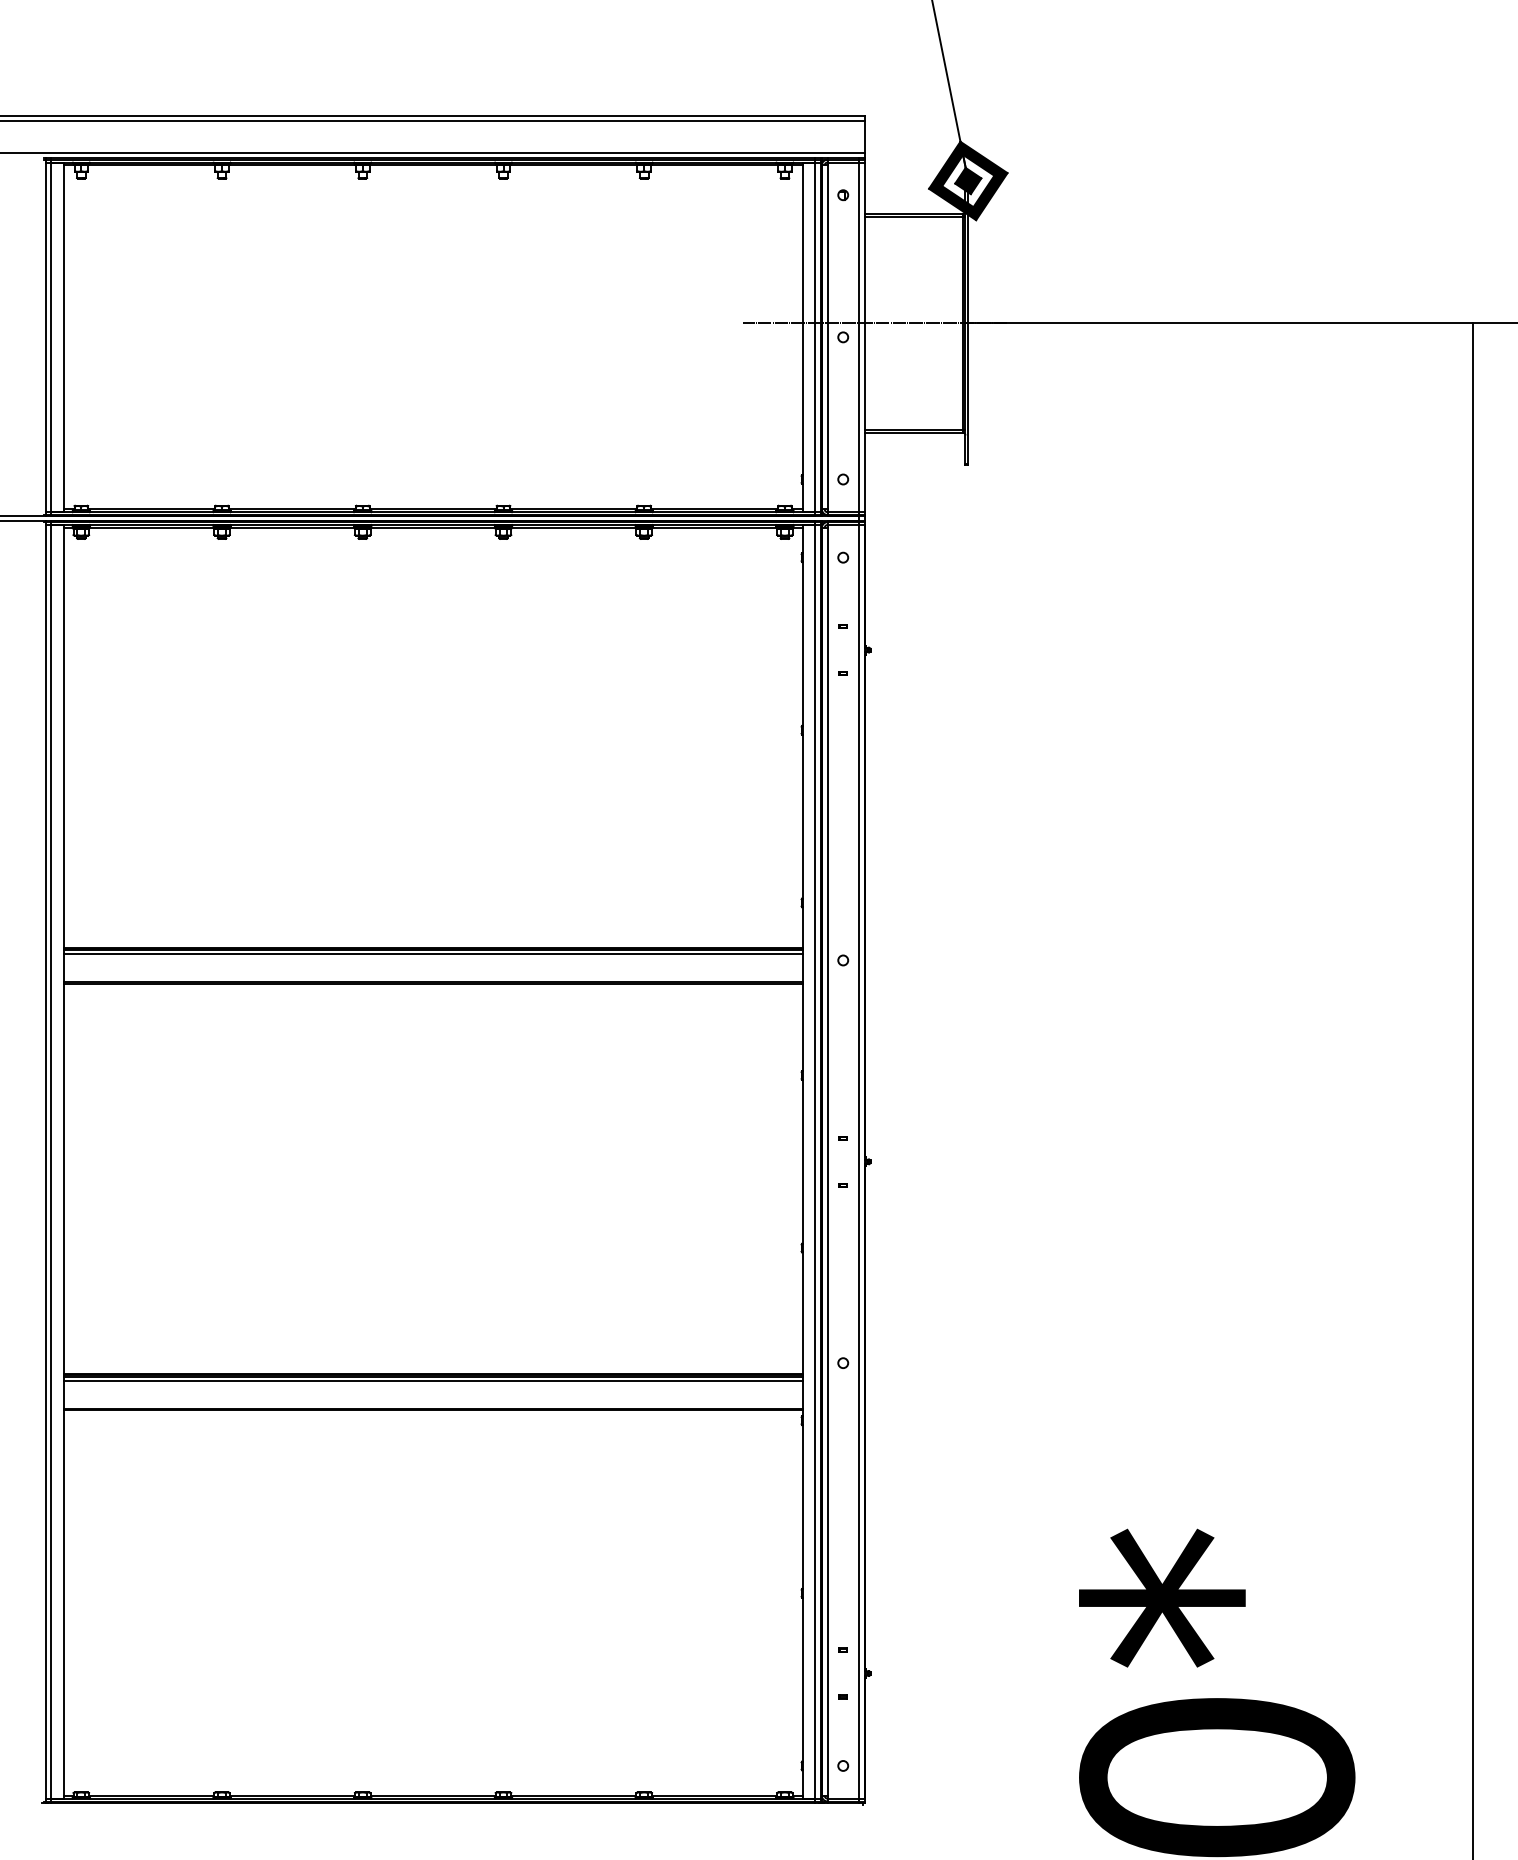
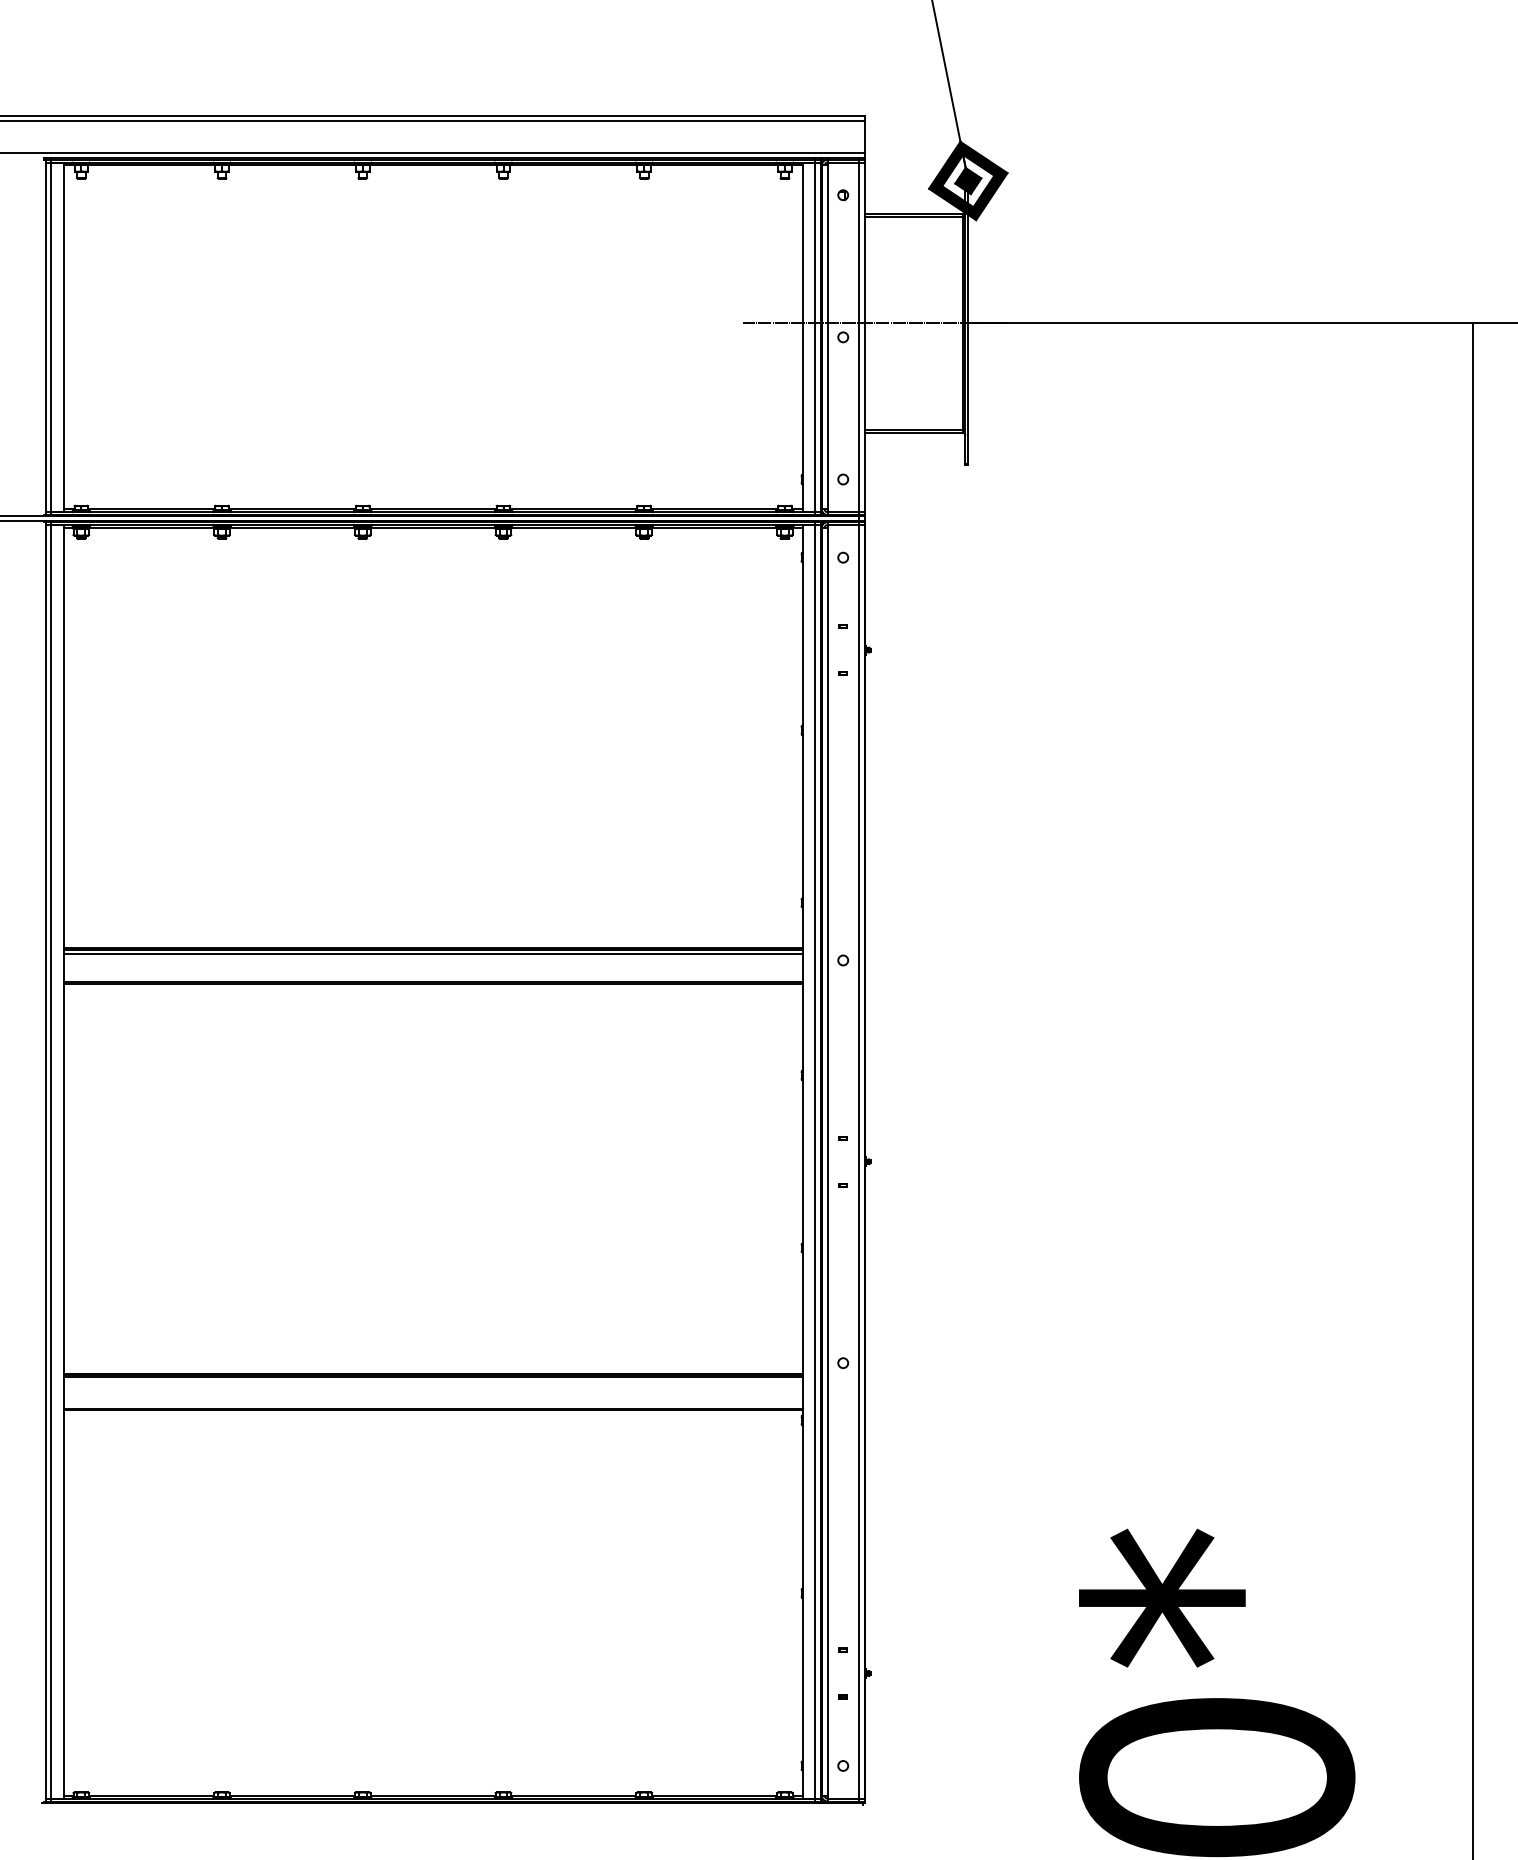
line: present -> none (432, 1380)
